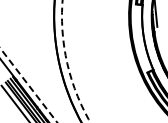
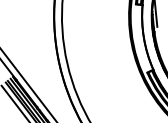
arc: dashed -> solid (67, 63)
line: dashed -> solid (28, 85)
